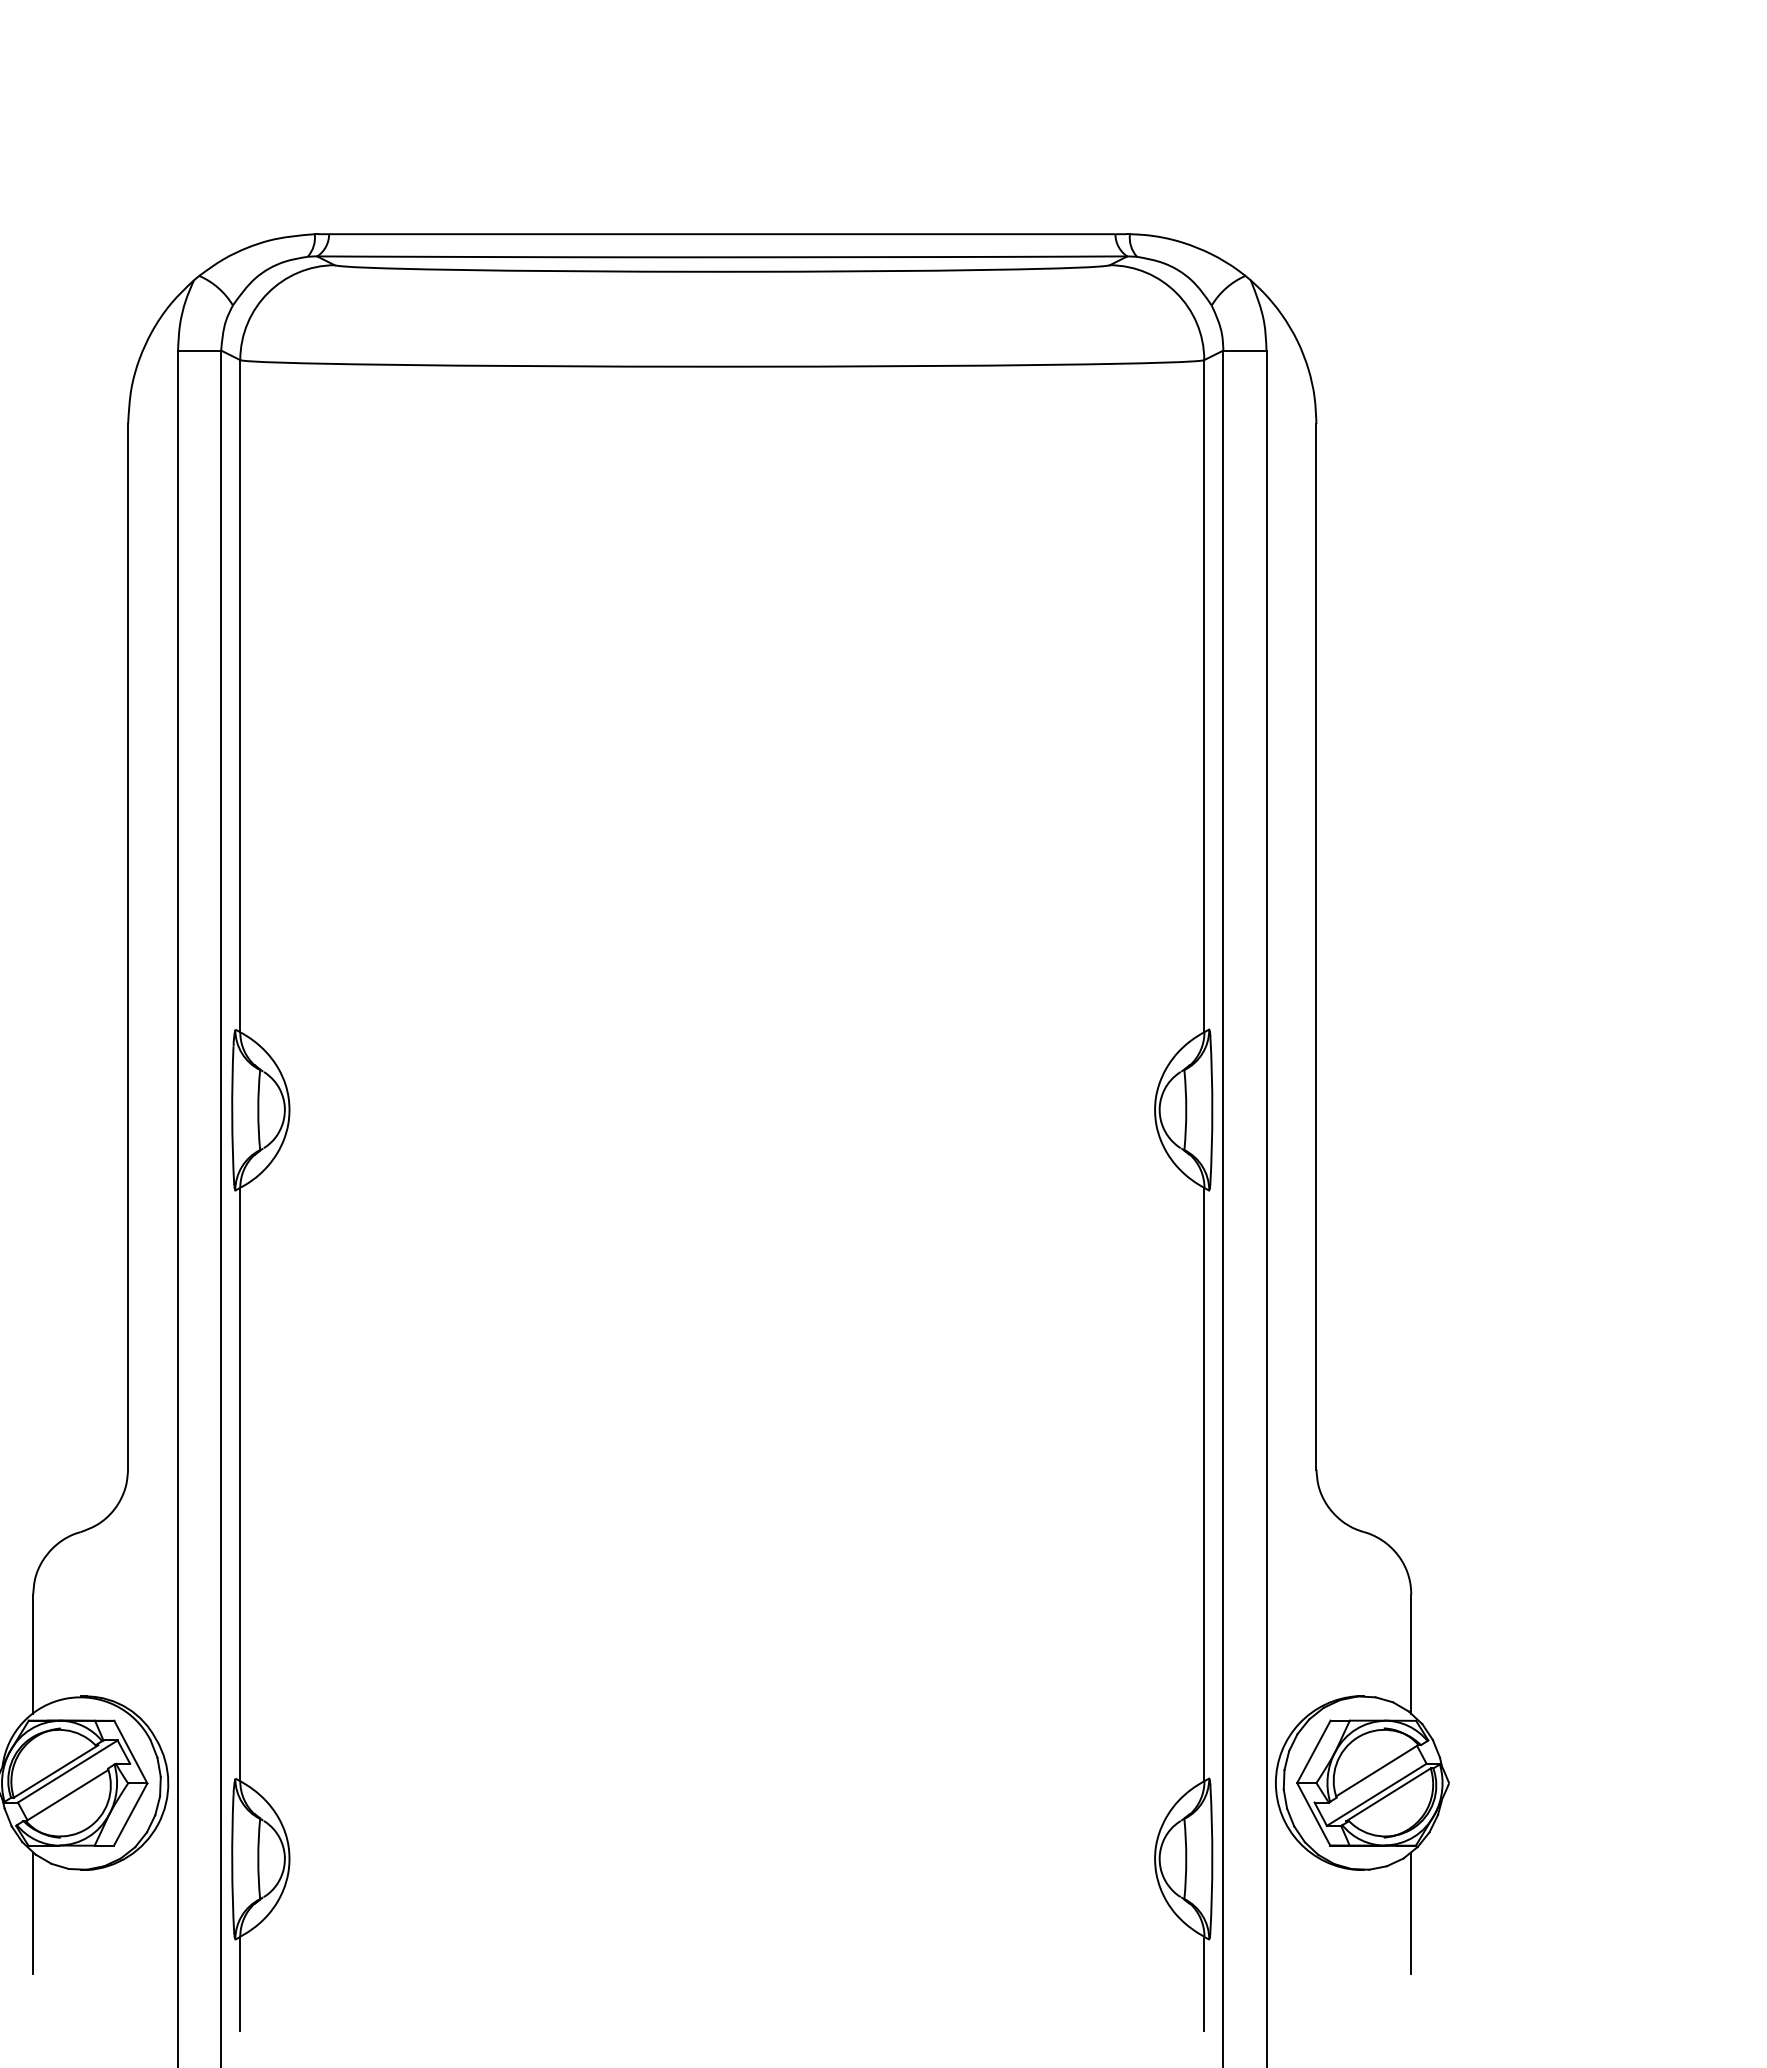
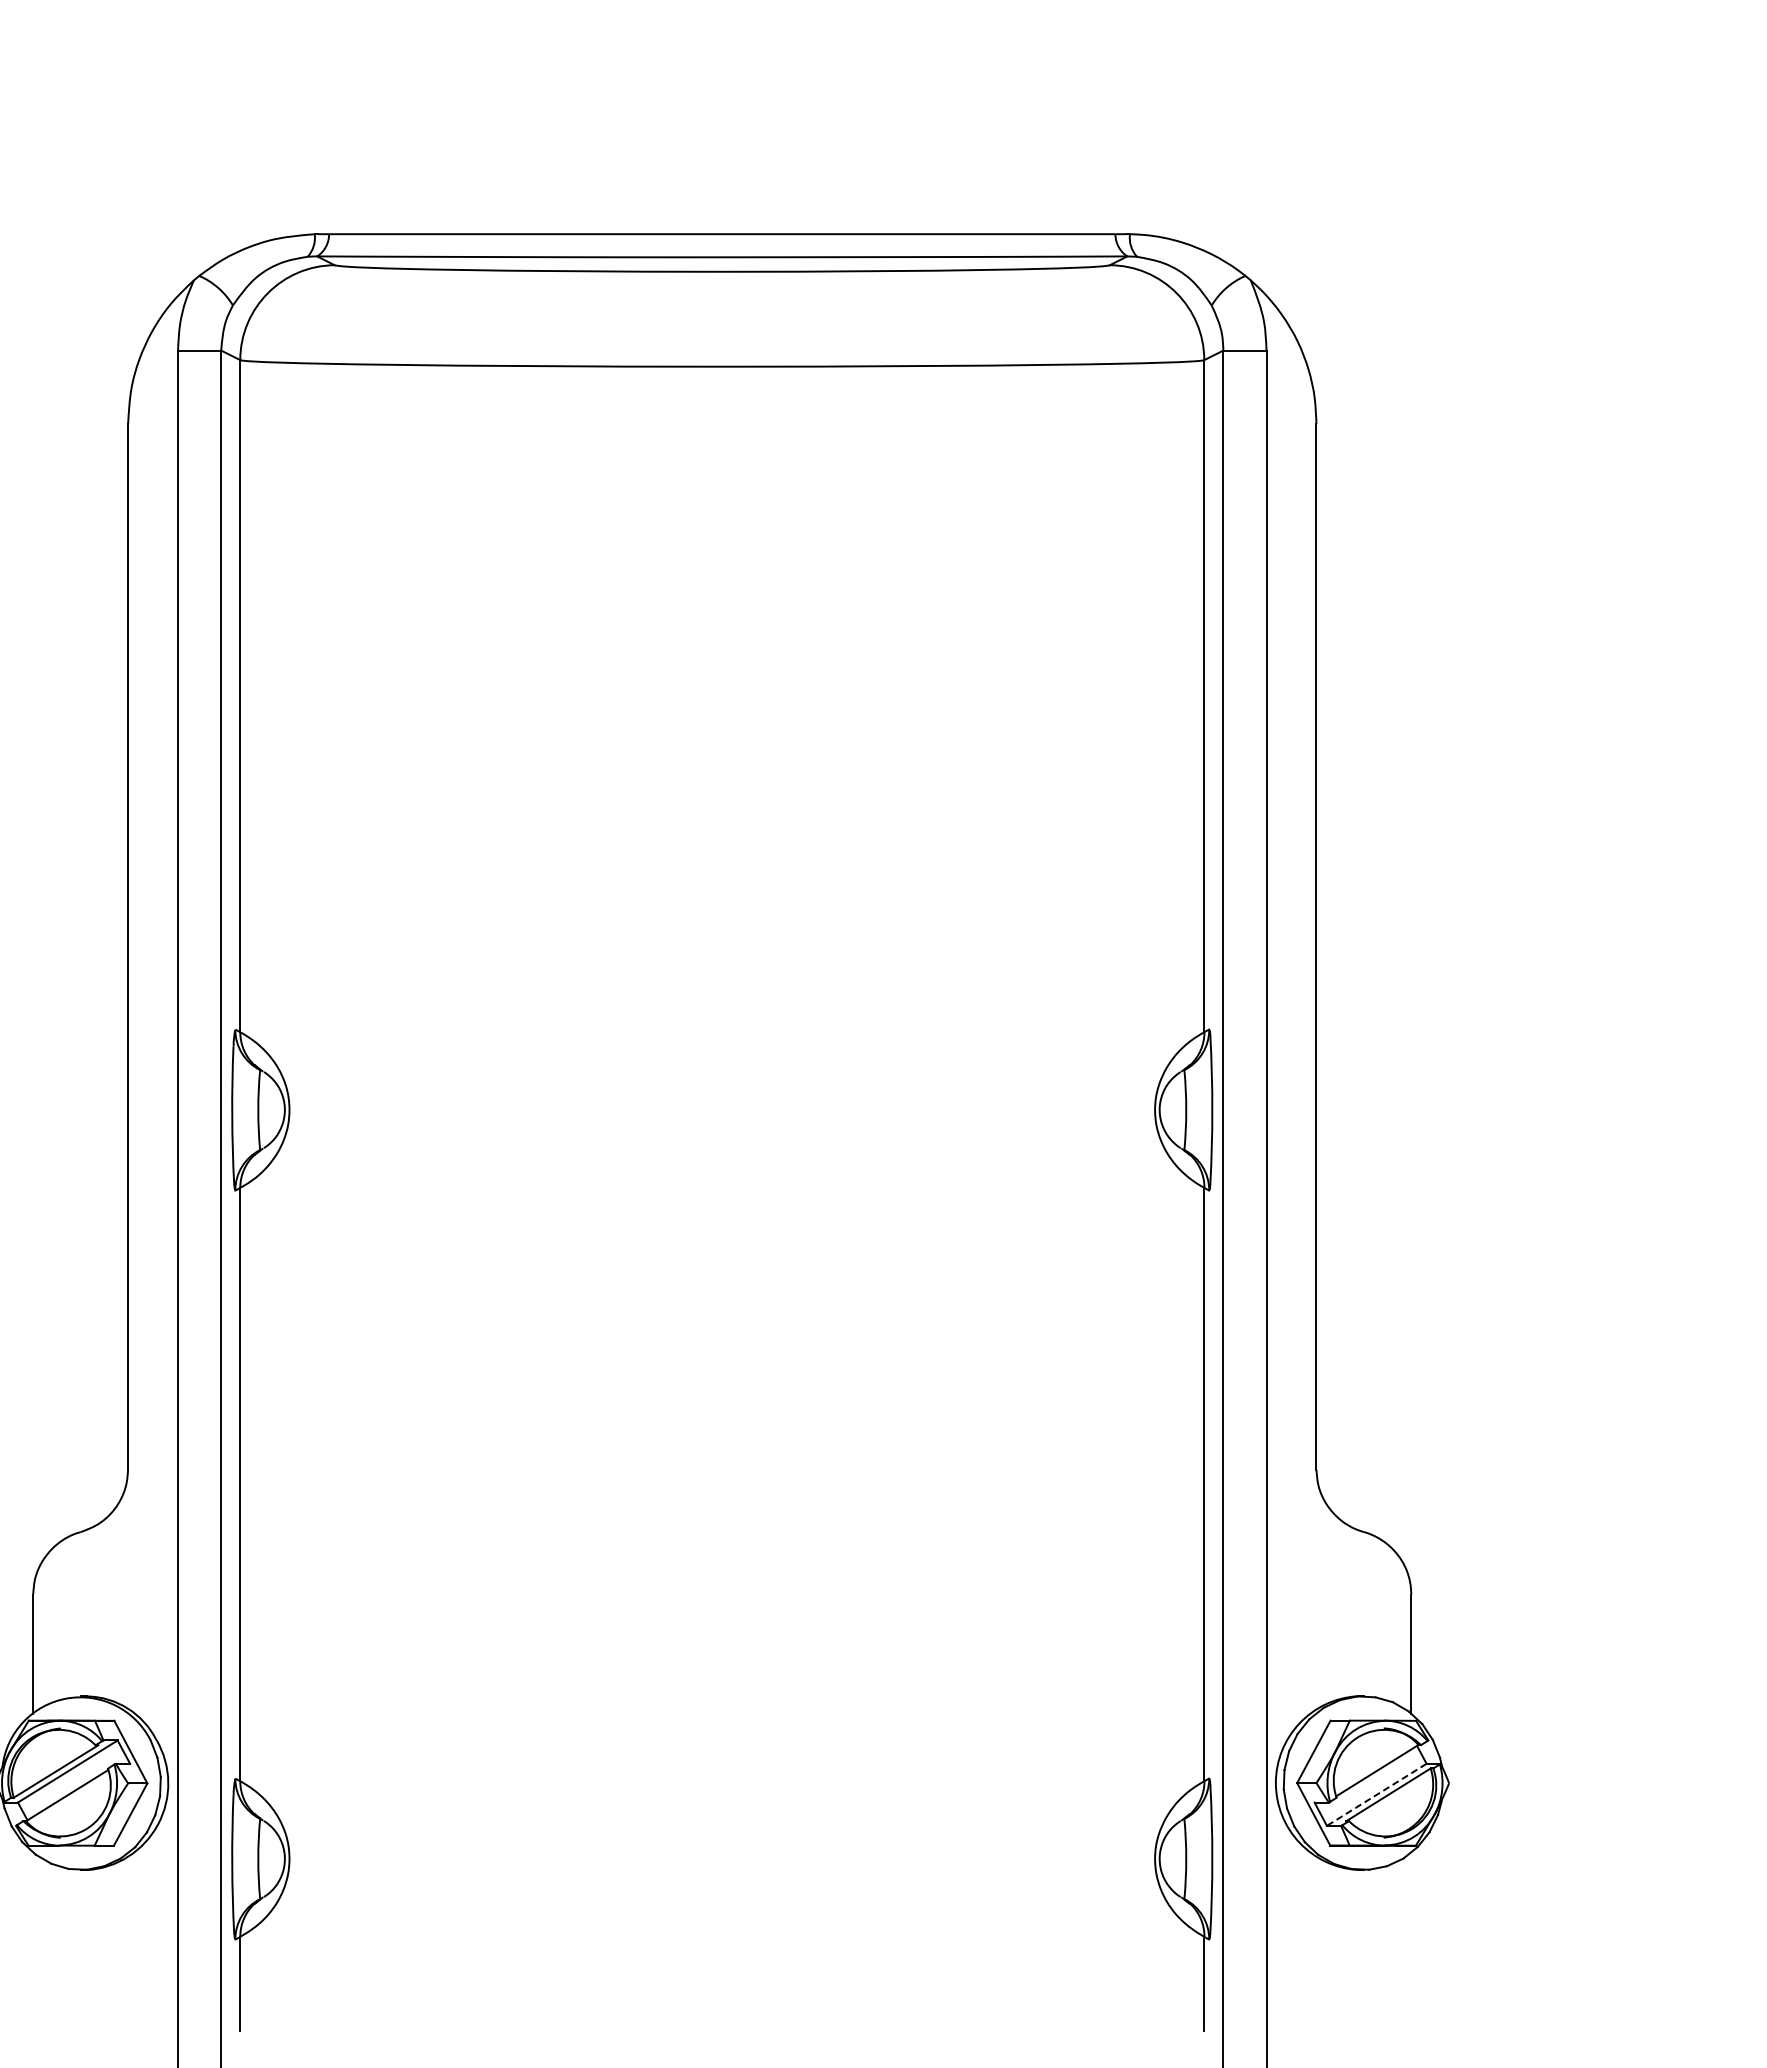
line: solid -> dashed (1376, 1794)
line: present -> none (33, 1912)
line: present -> none (1411, 1912)
